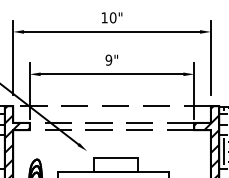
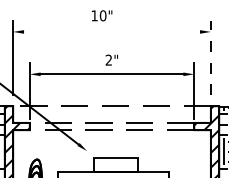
text position: (111, 17) -> (101, 15) (101, 15)
line: present -> none (112, 31)
line: solid -> dashed (210, 57)
text: 9" -> 2" (108, 59)
